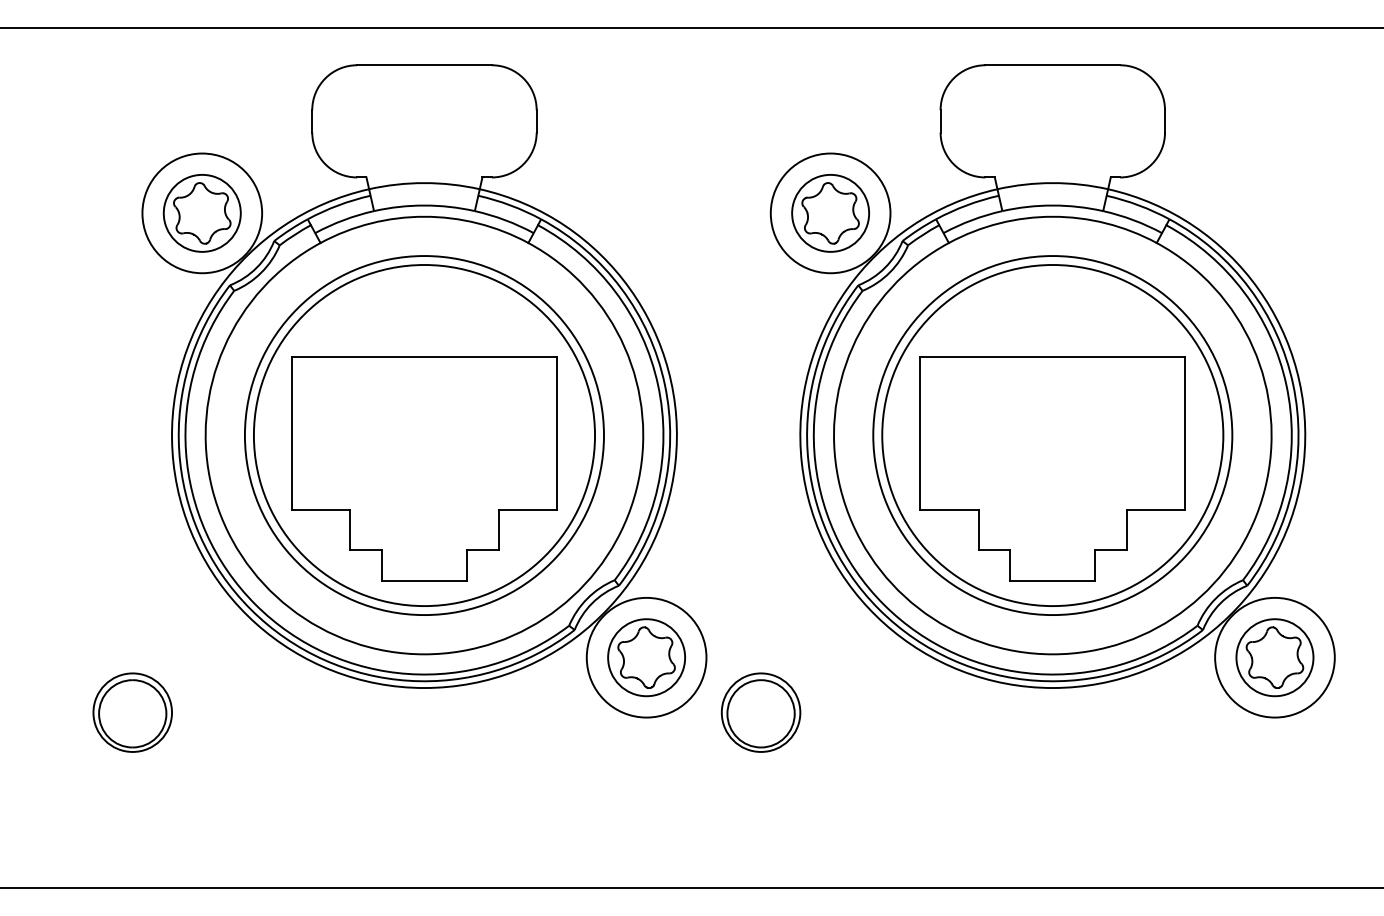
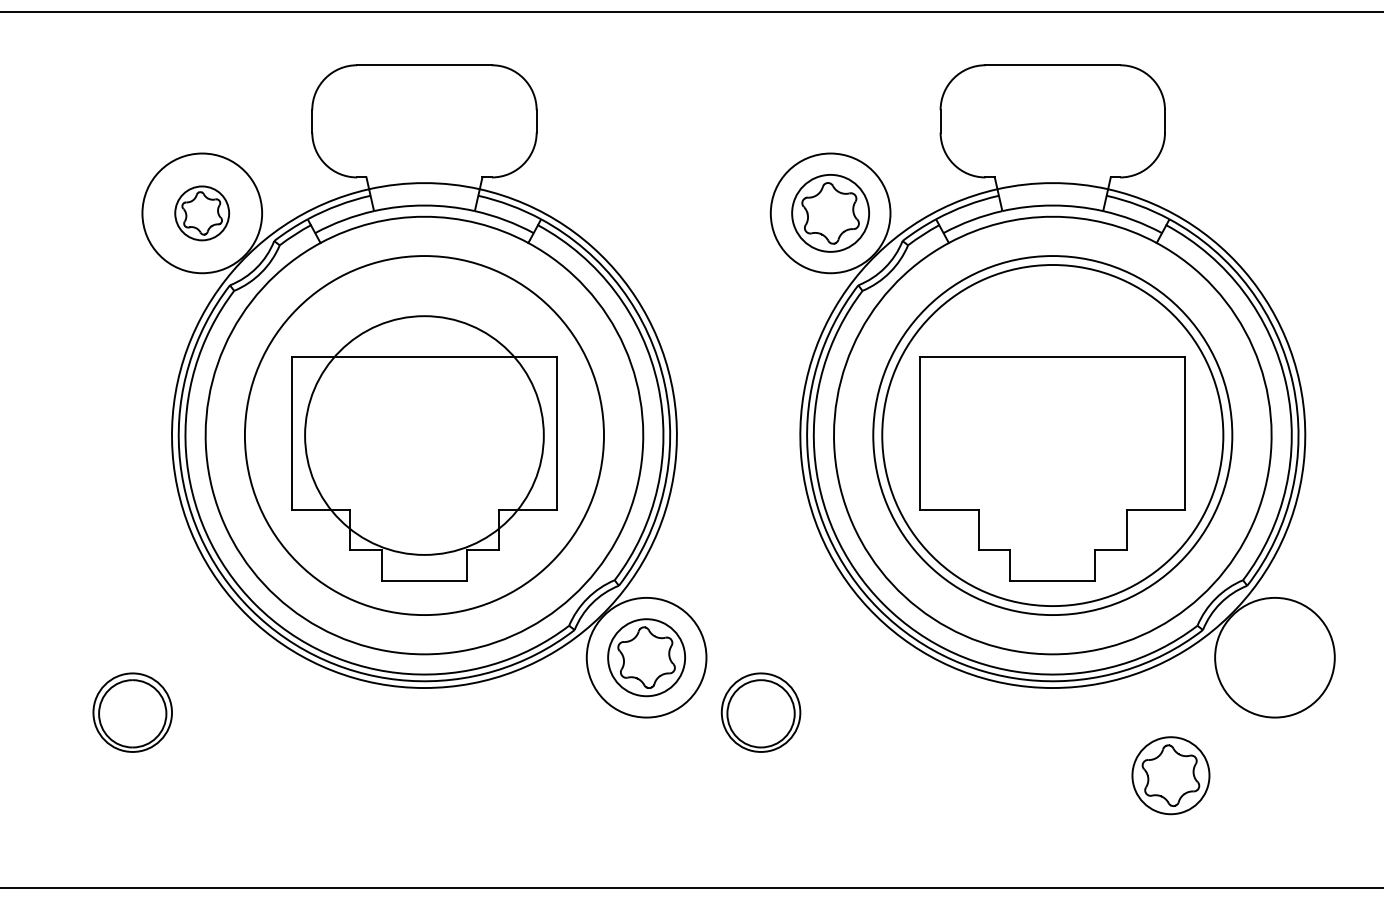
line position: (691, 27) -> (691, 11) (691, 11)
part size: 80x79 px -> 56x57 px (201, 213)
circle diameter: 341 px -> 239 px (424, 435)
part position: (1274, 657) -> (1170, 775) (1170, 775)
